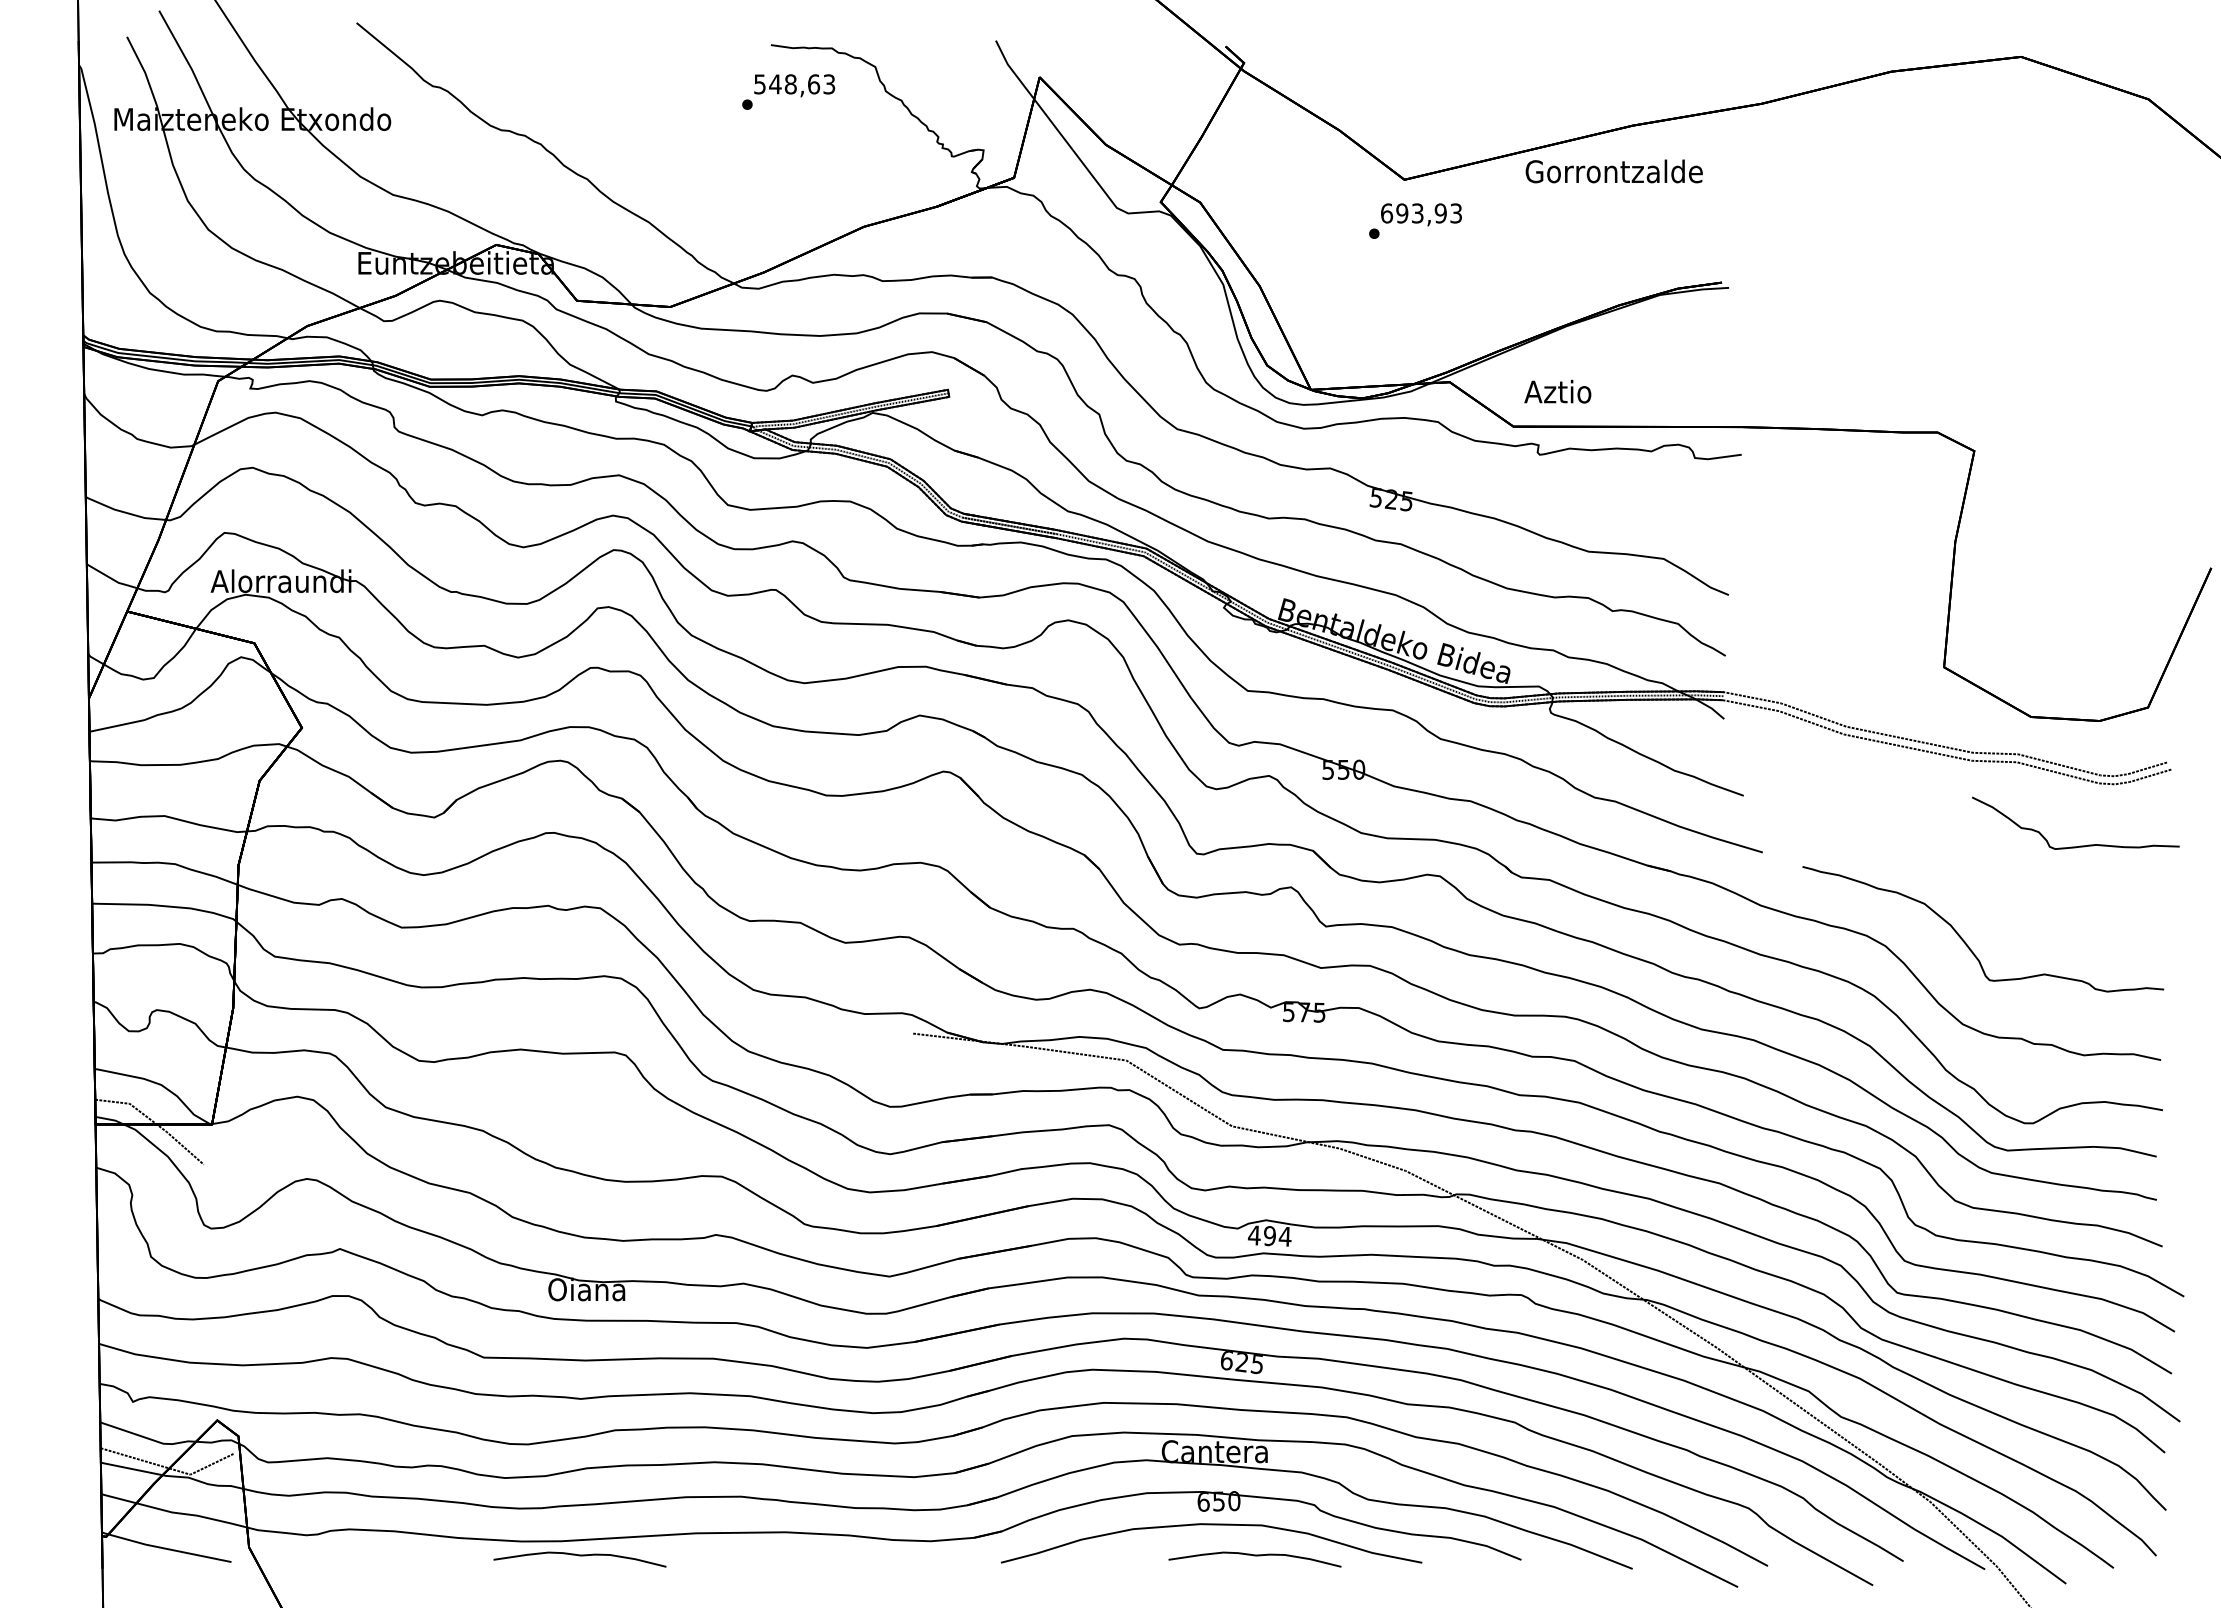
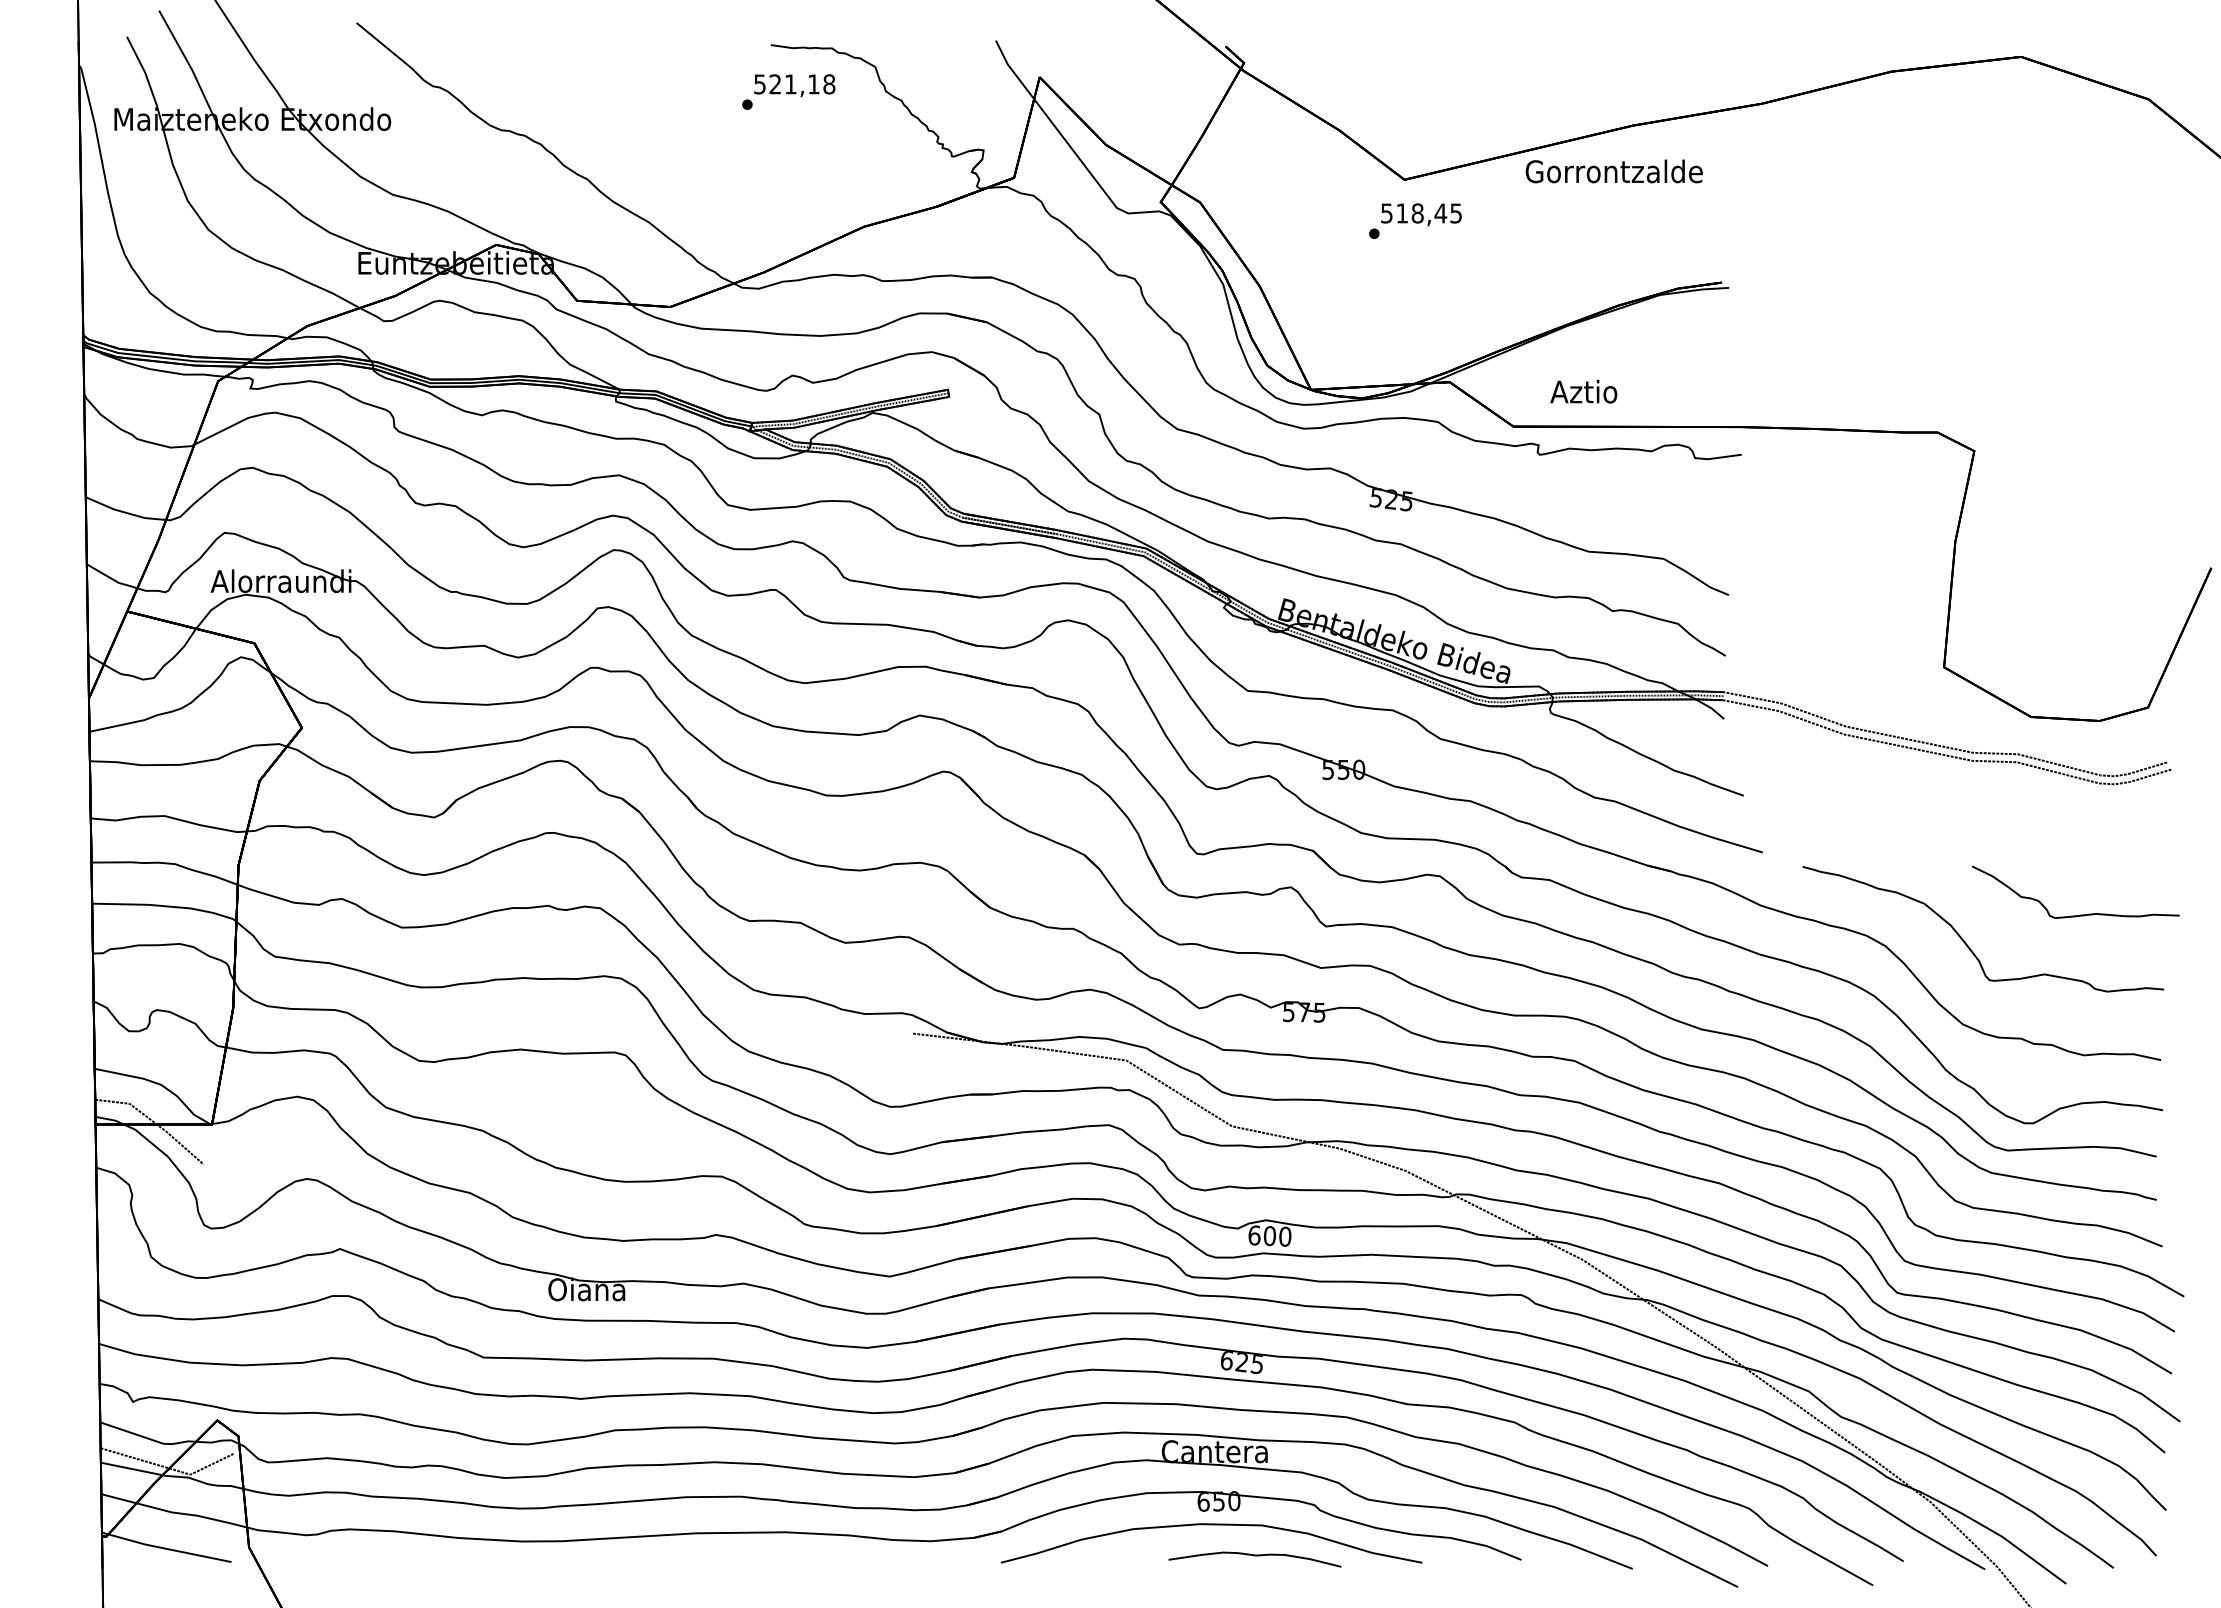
text: 548,63 -> 521,18 (802, 84)
text: 693,93 -> 518,45 (1421, 213)
text position: (1557, 391) -> (1583, 391) (1583, 391)
part position: (2079, 845) -> (2079, 914) (2079, 914)
text: 494 -> 600 (1269, 1235)
part: present -> none (579, 1559)
